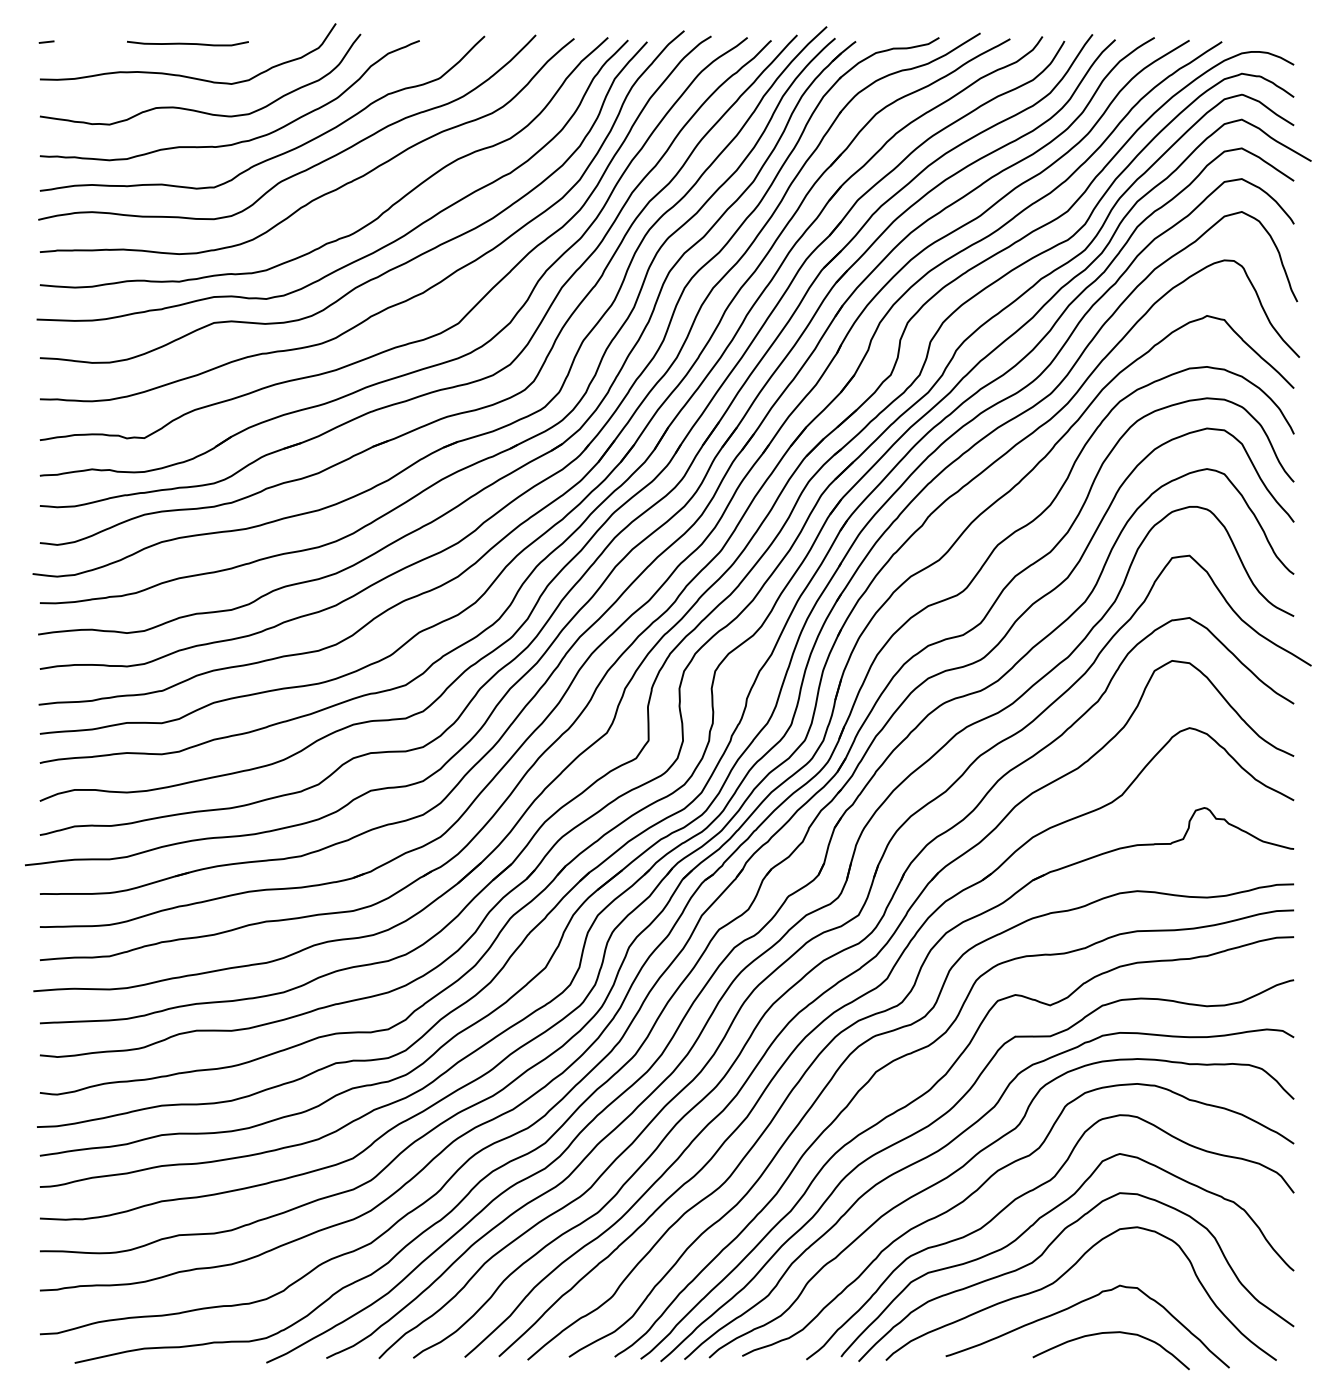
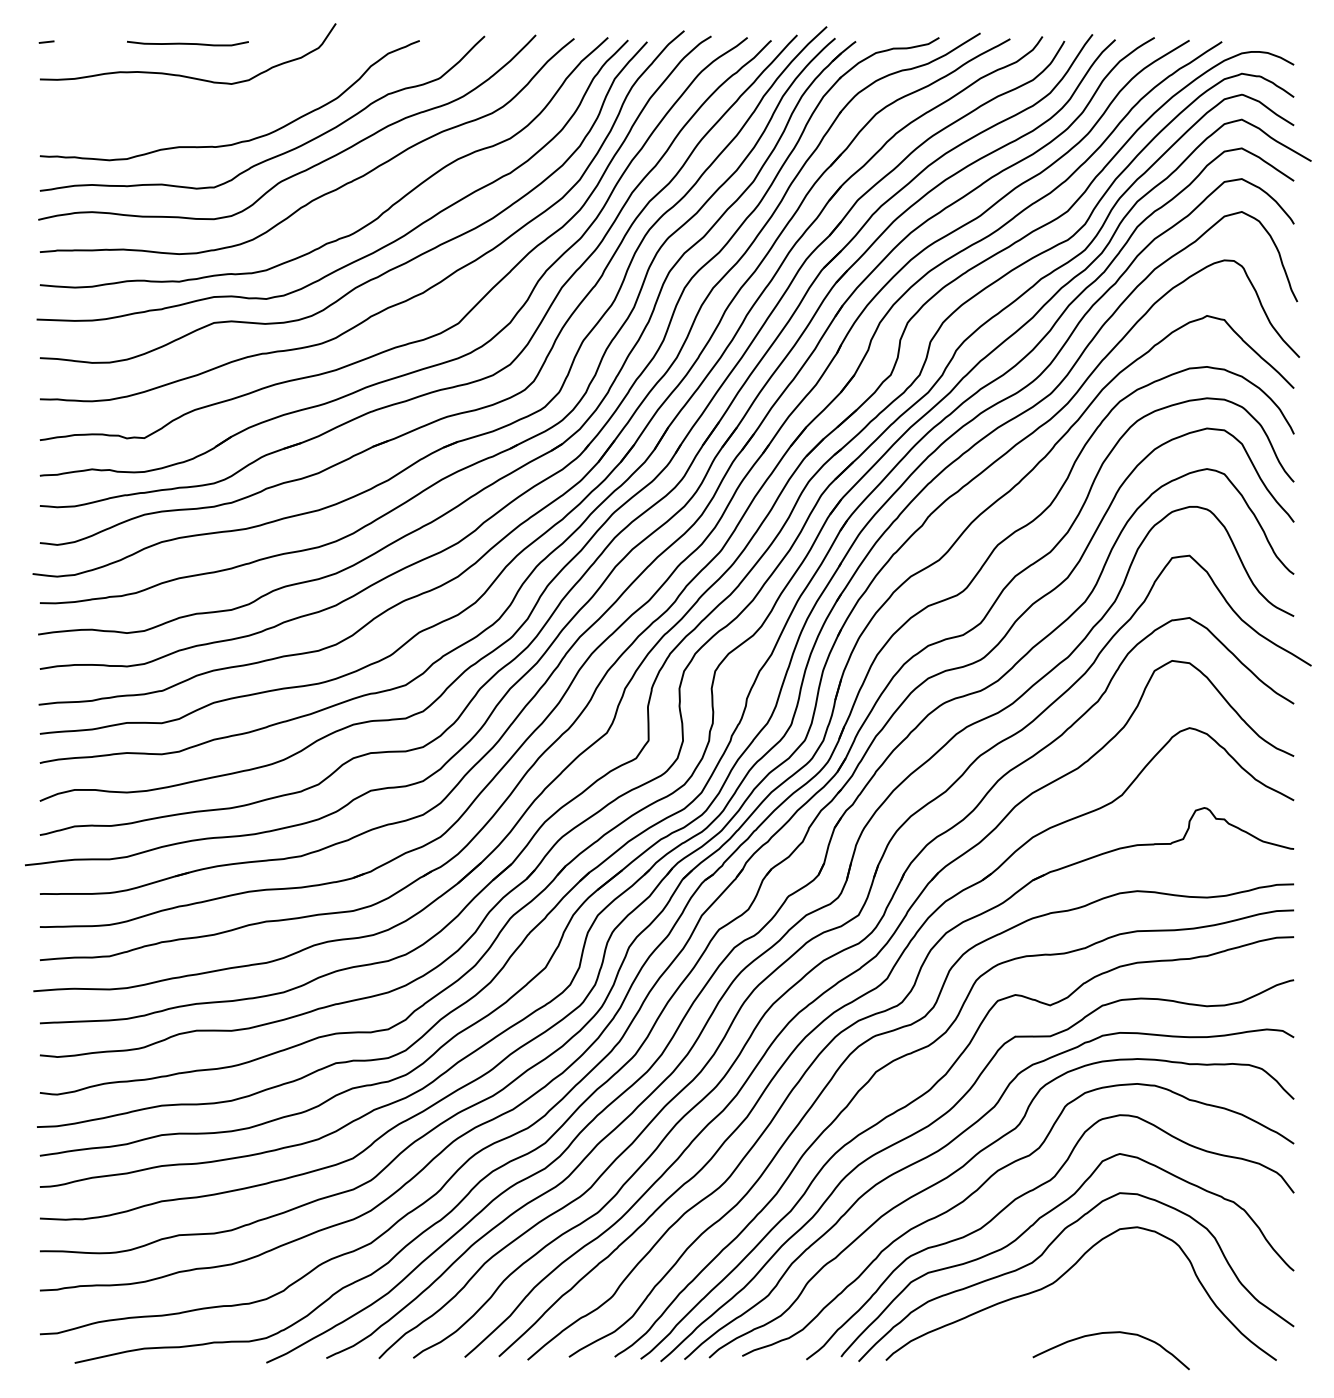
curve: present -> none (194, 109)
curve: present -> none (1076, 1305)
